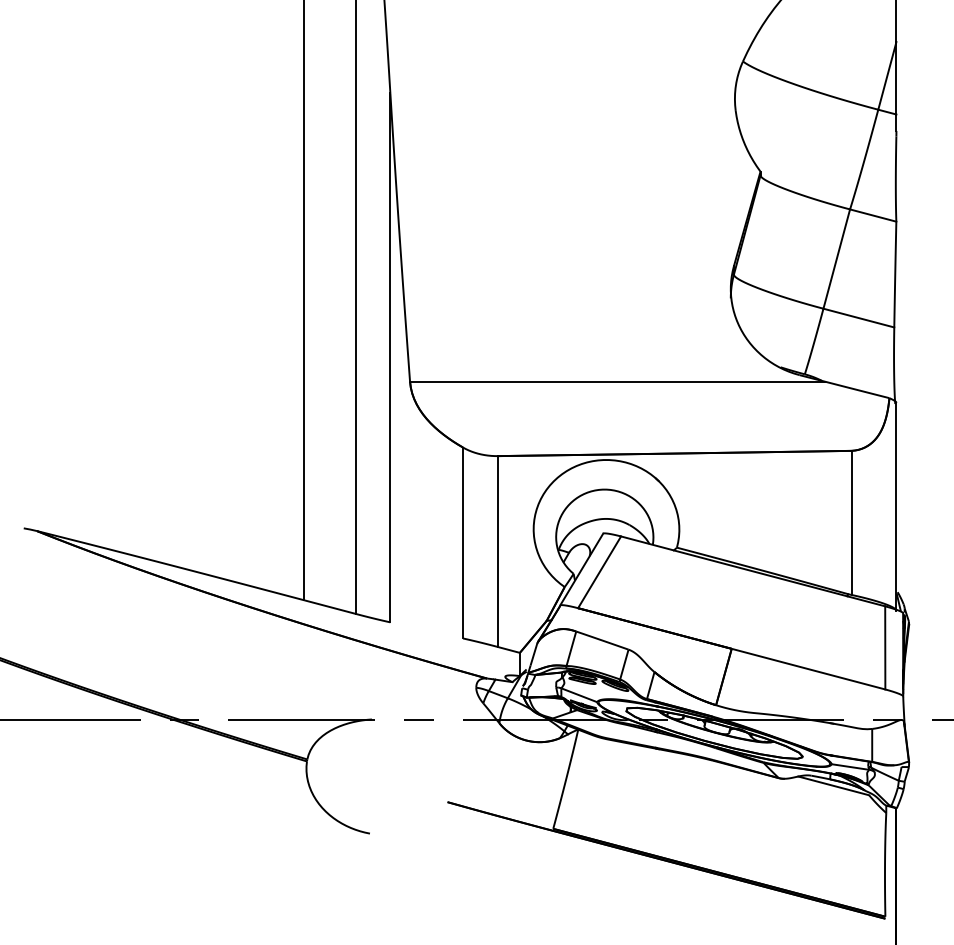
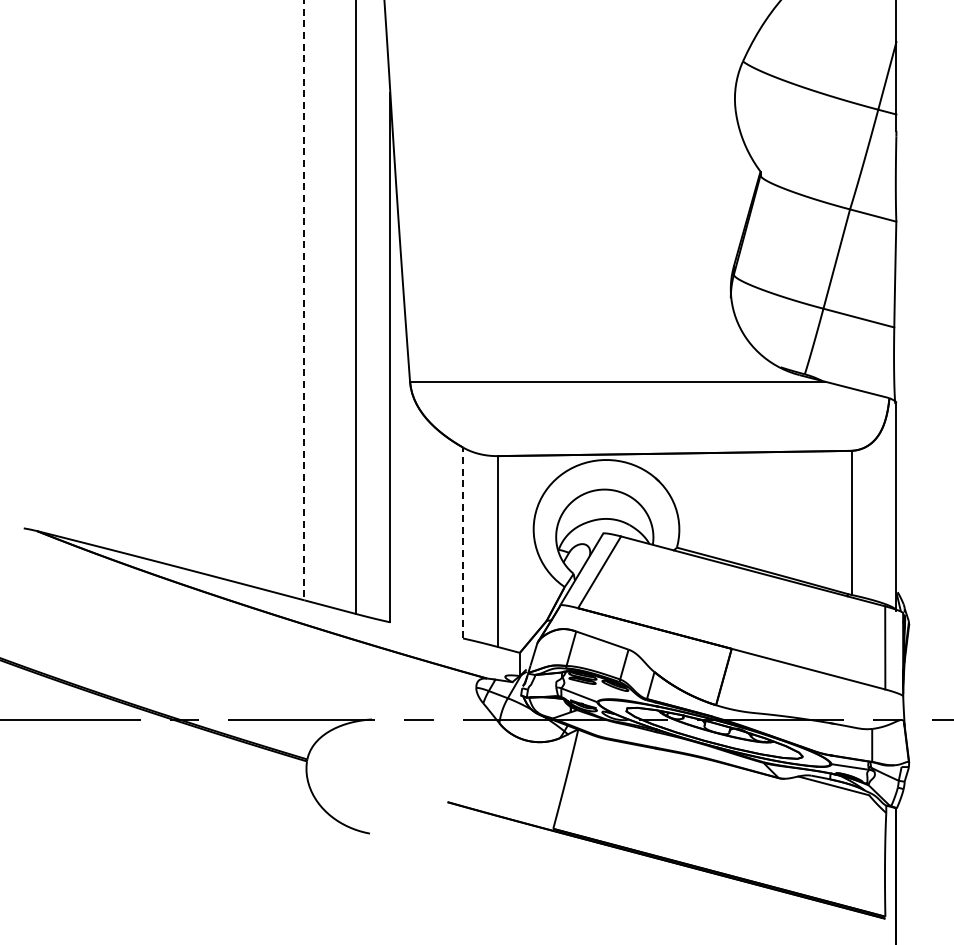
line: solid -> dashed (304, 300)
line: solid -> dashed (463, 542)
